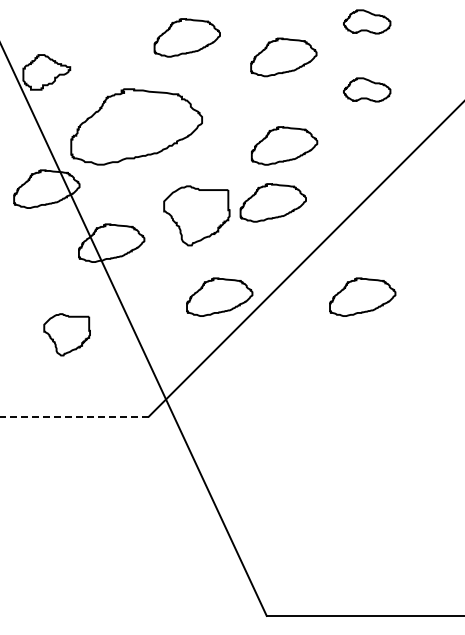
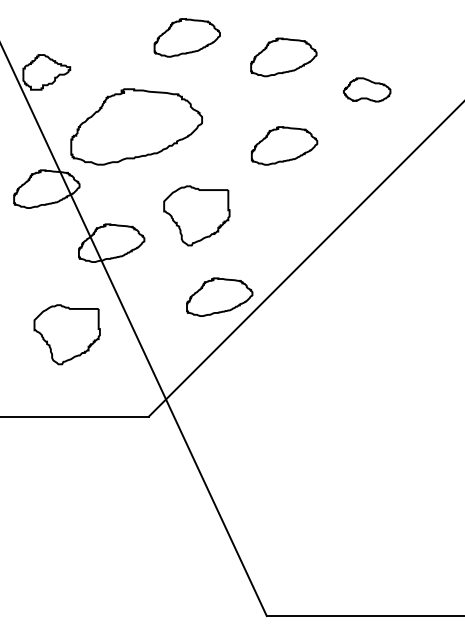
part: present -> none (367, 21)
part: present -> none (272, 202)
part: present -> none (362, 296)
part size: 48x44 px -> 68x62 px (66, 334)
line: dashed -> solid (75, 416)
